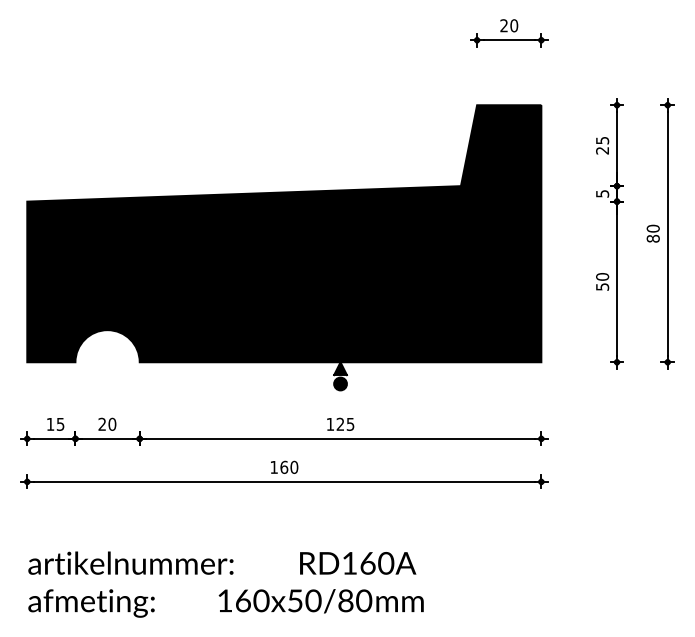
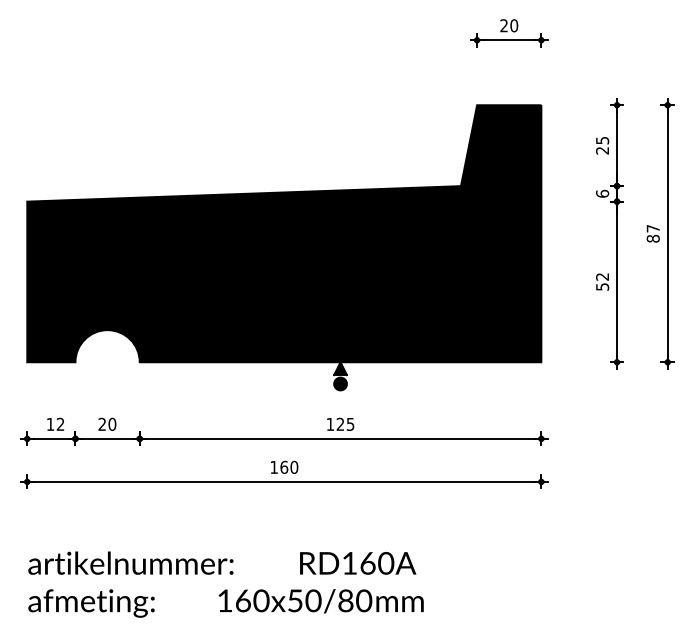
text: 5 -> 6 (602, 193)
text: 80 -> 87 (652, 228)
text: 50 -> 52 (602, 276)
text: 15 -> 12 (60, 423)
